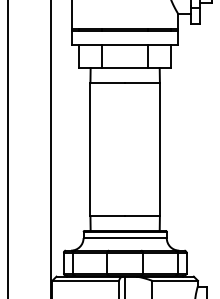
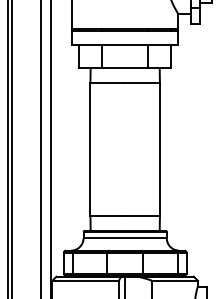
line: none -> present (11, 148)
line: none -> present (40, 148)
